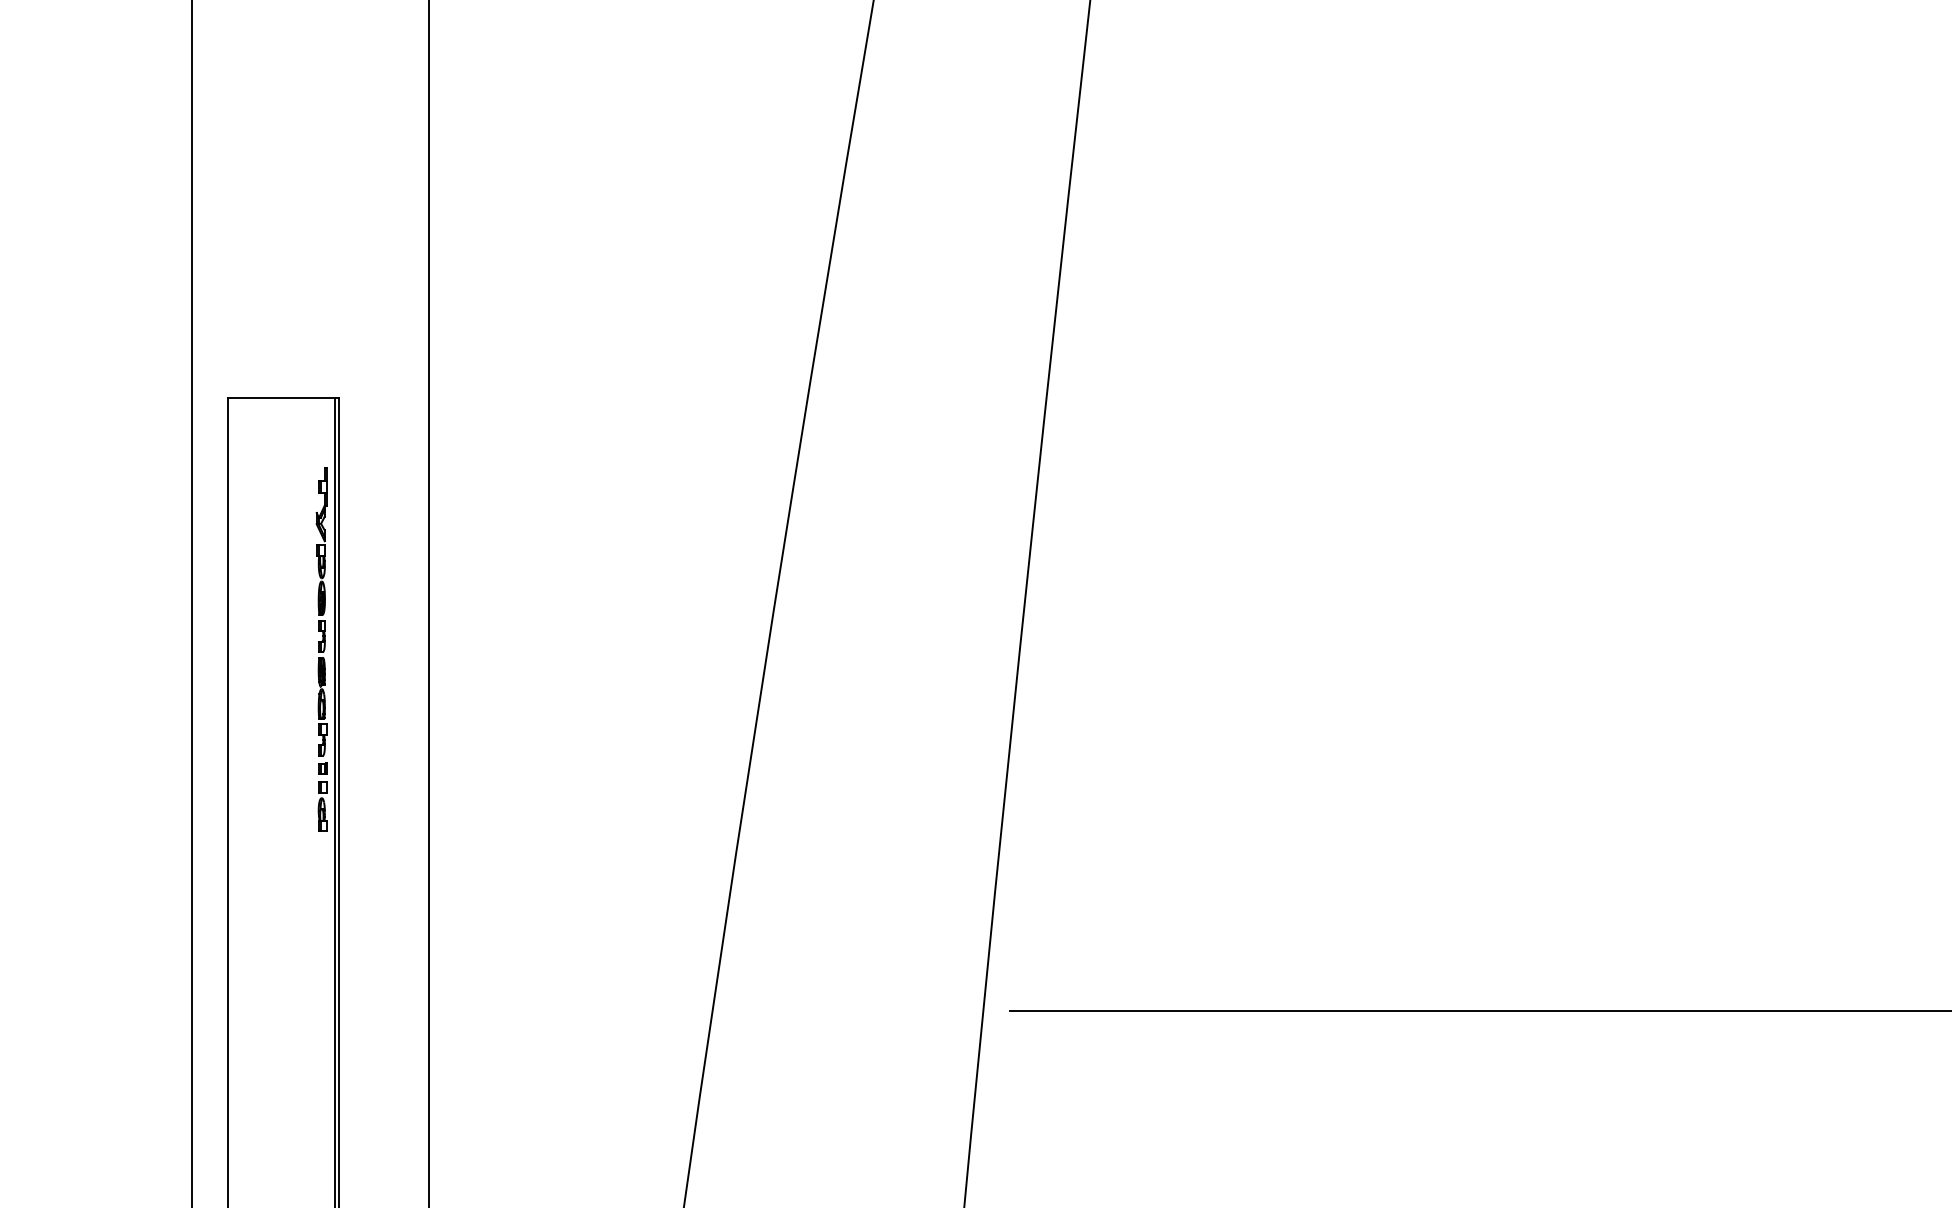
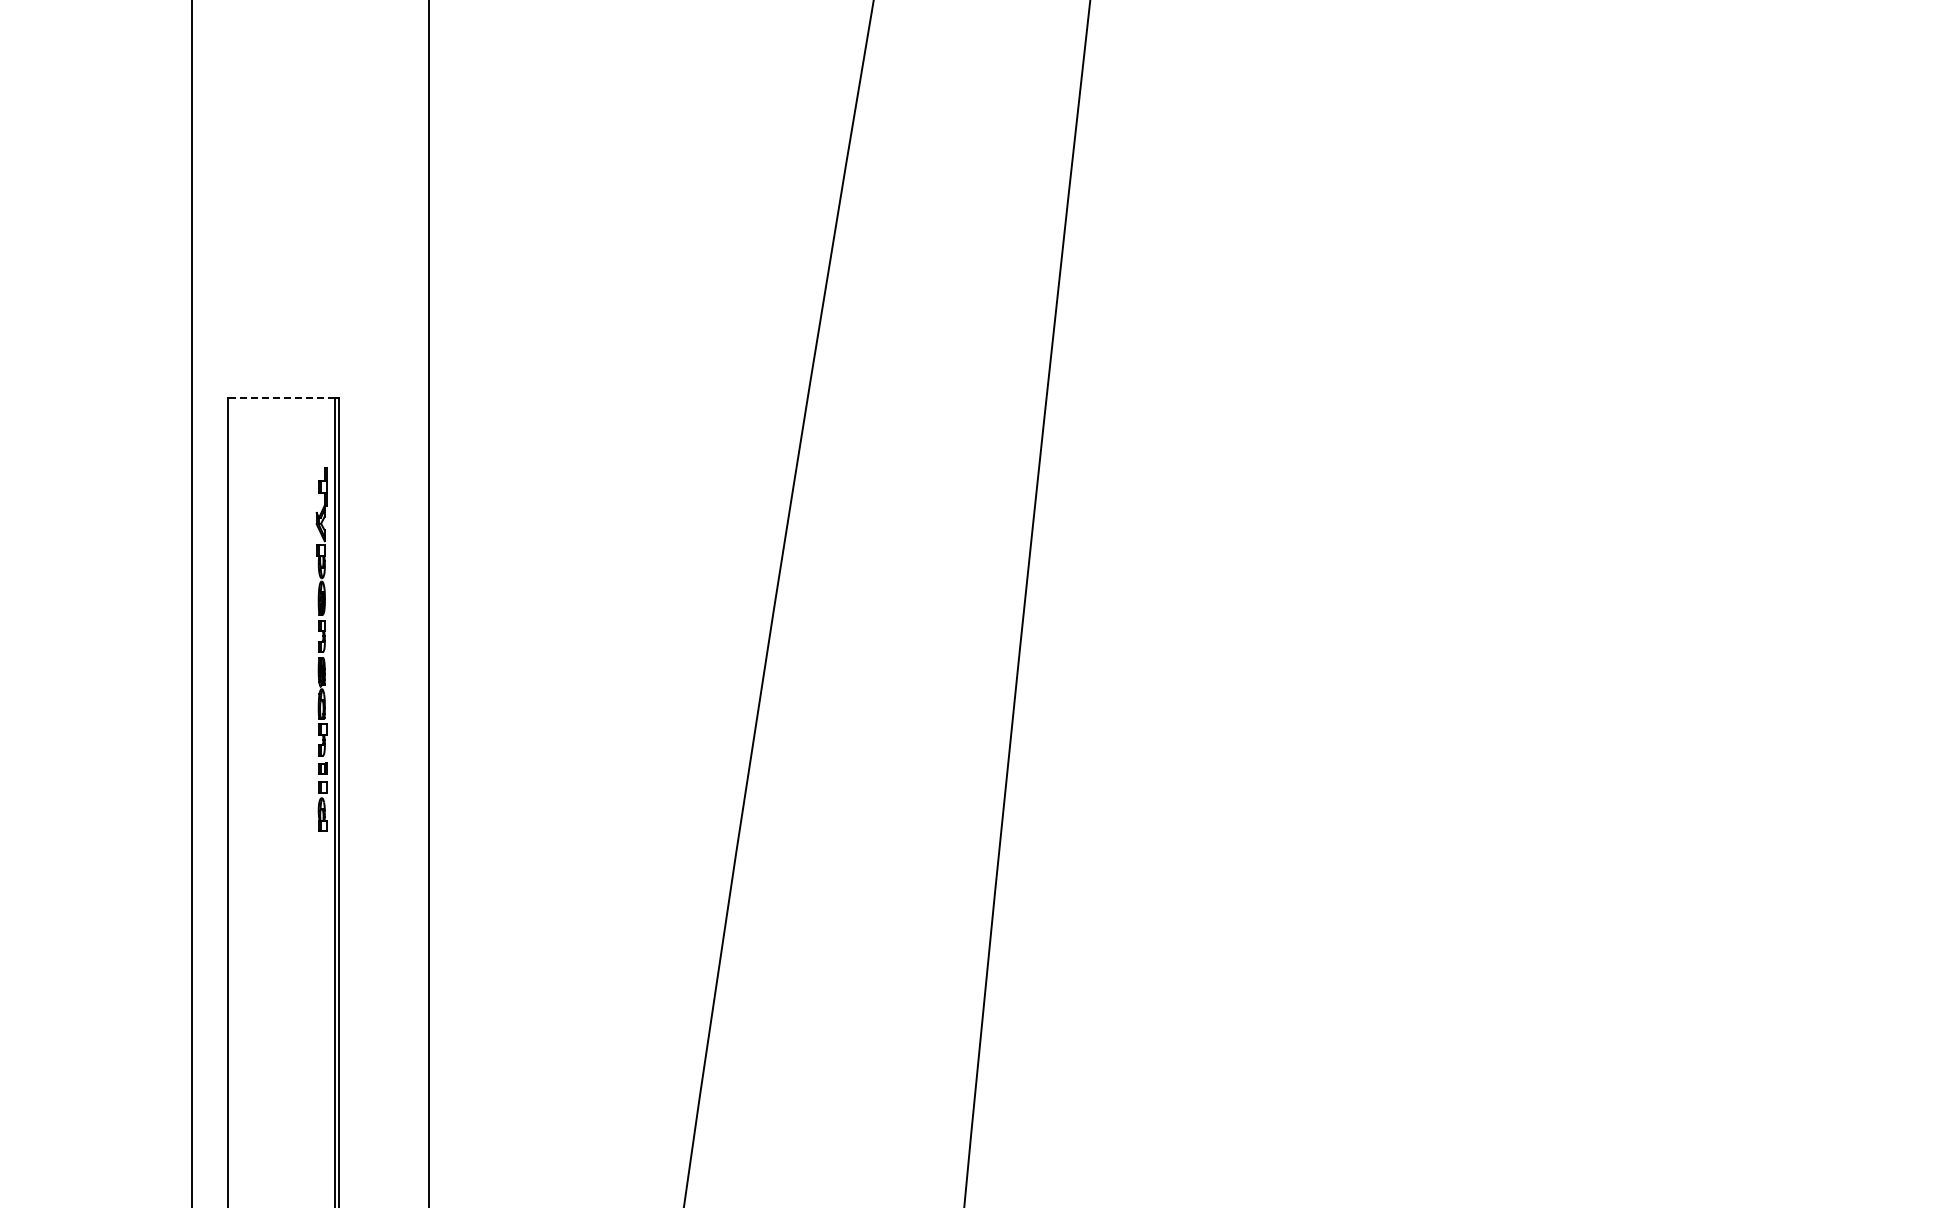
line: solid -> dashed (281, 397)
line: present -> none (1479, 1010)
